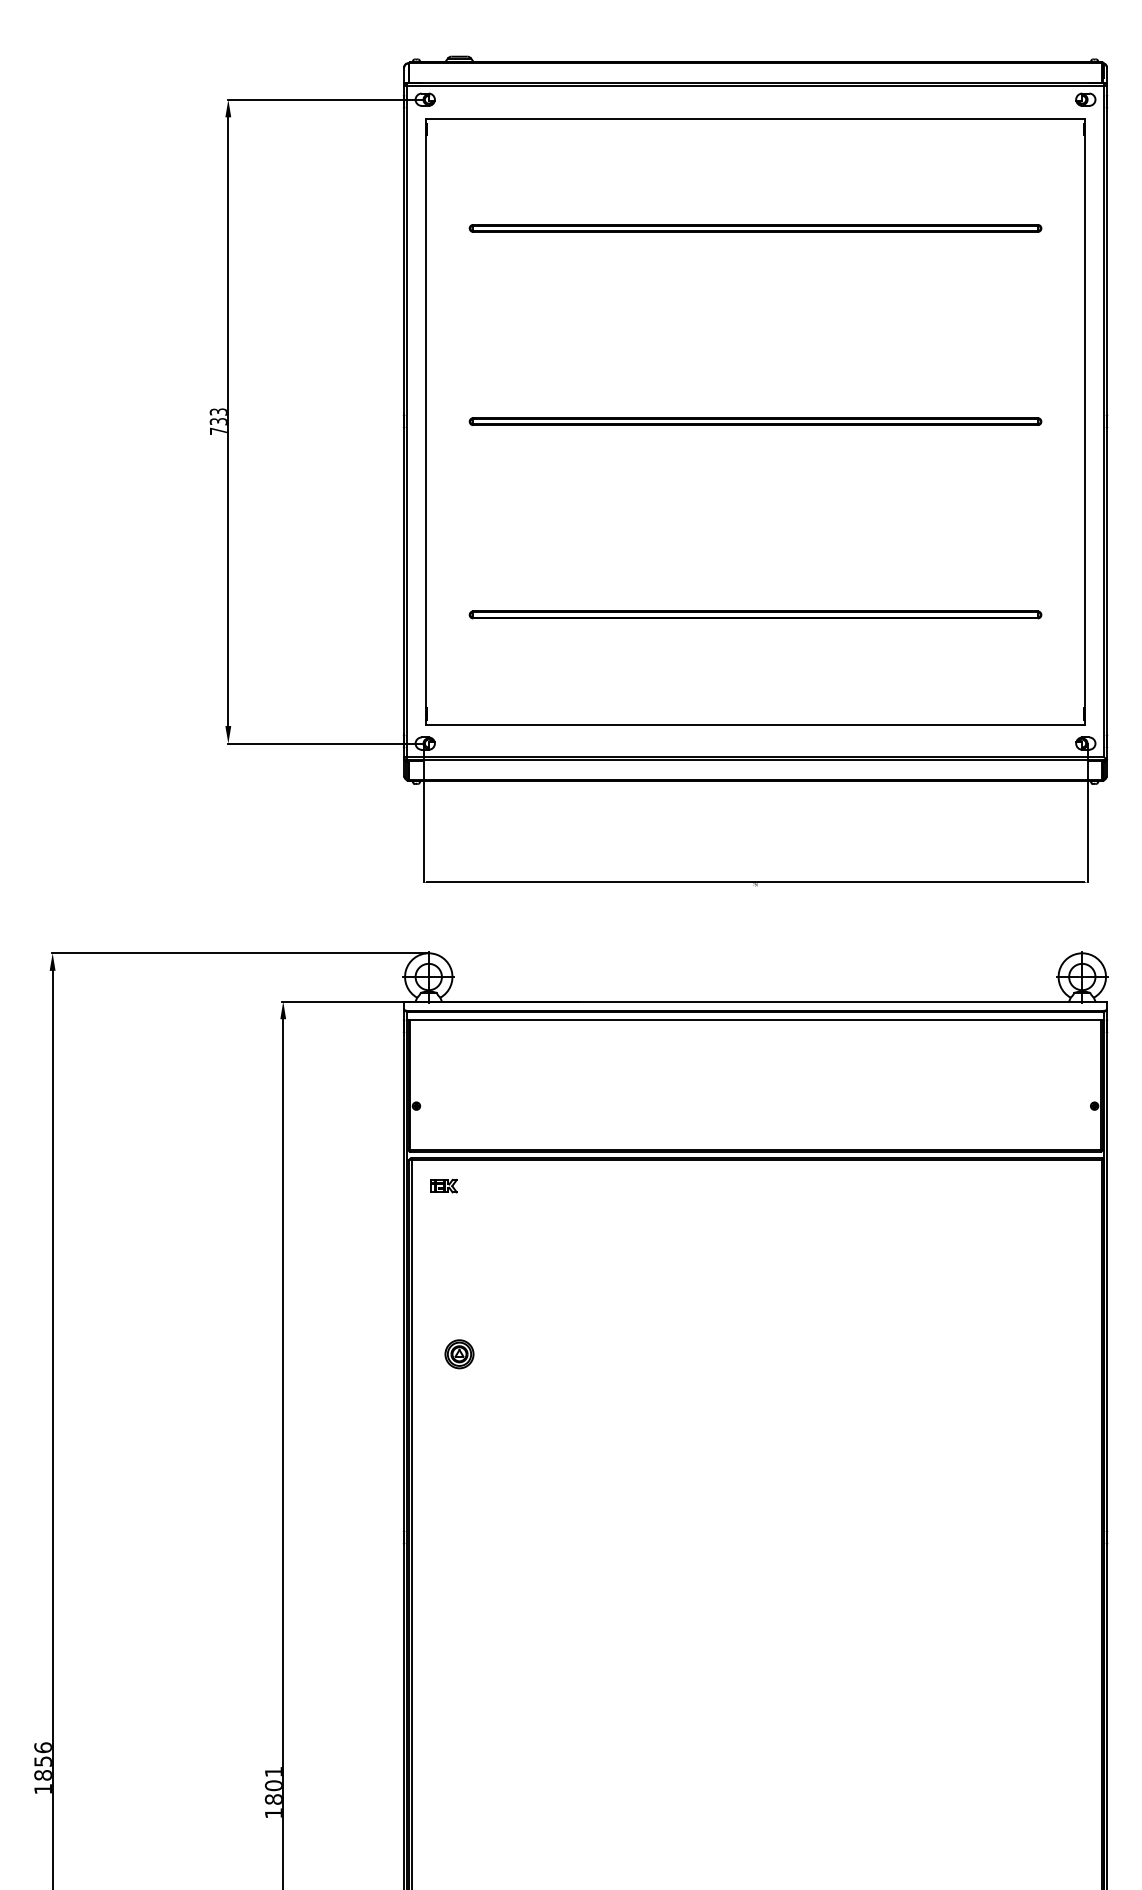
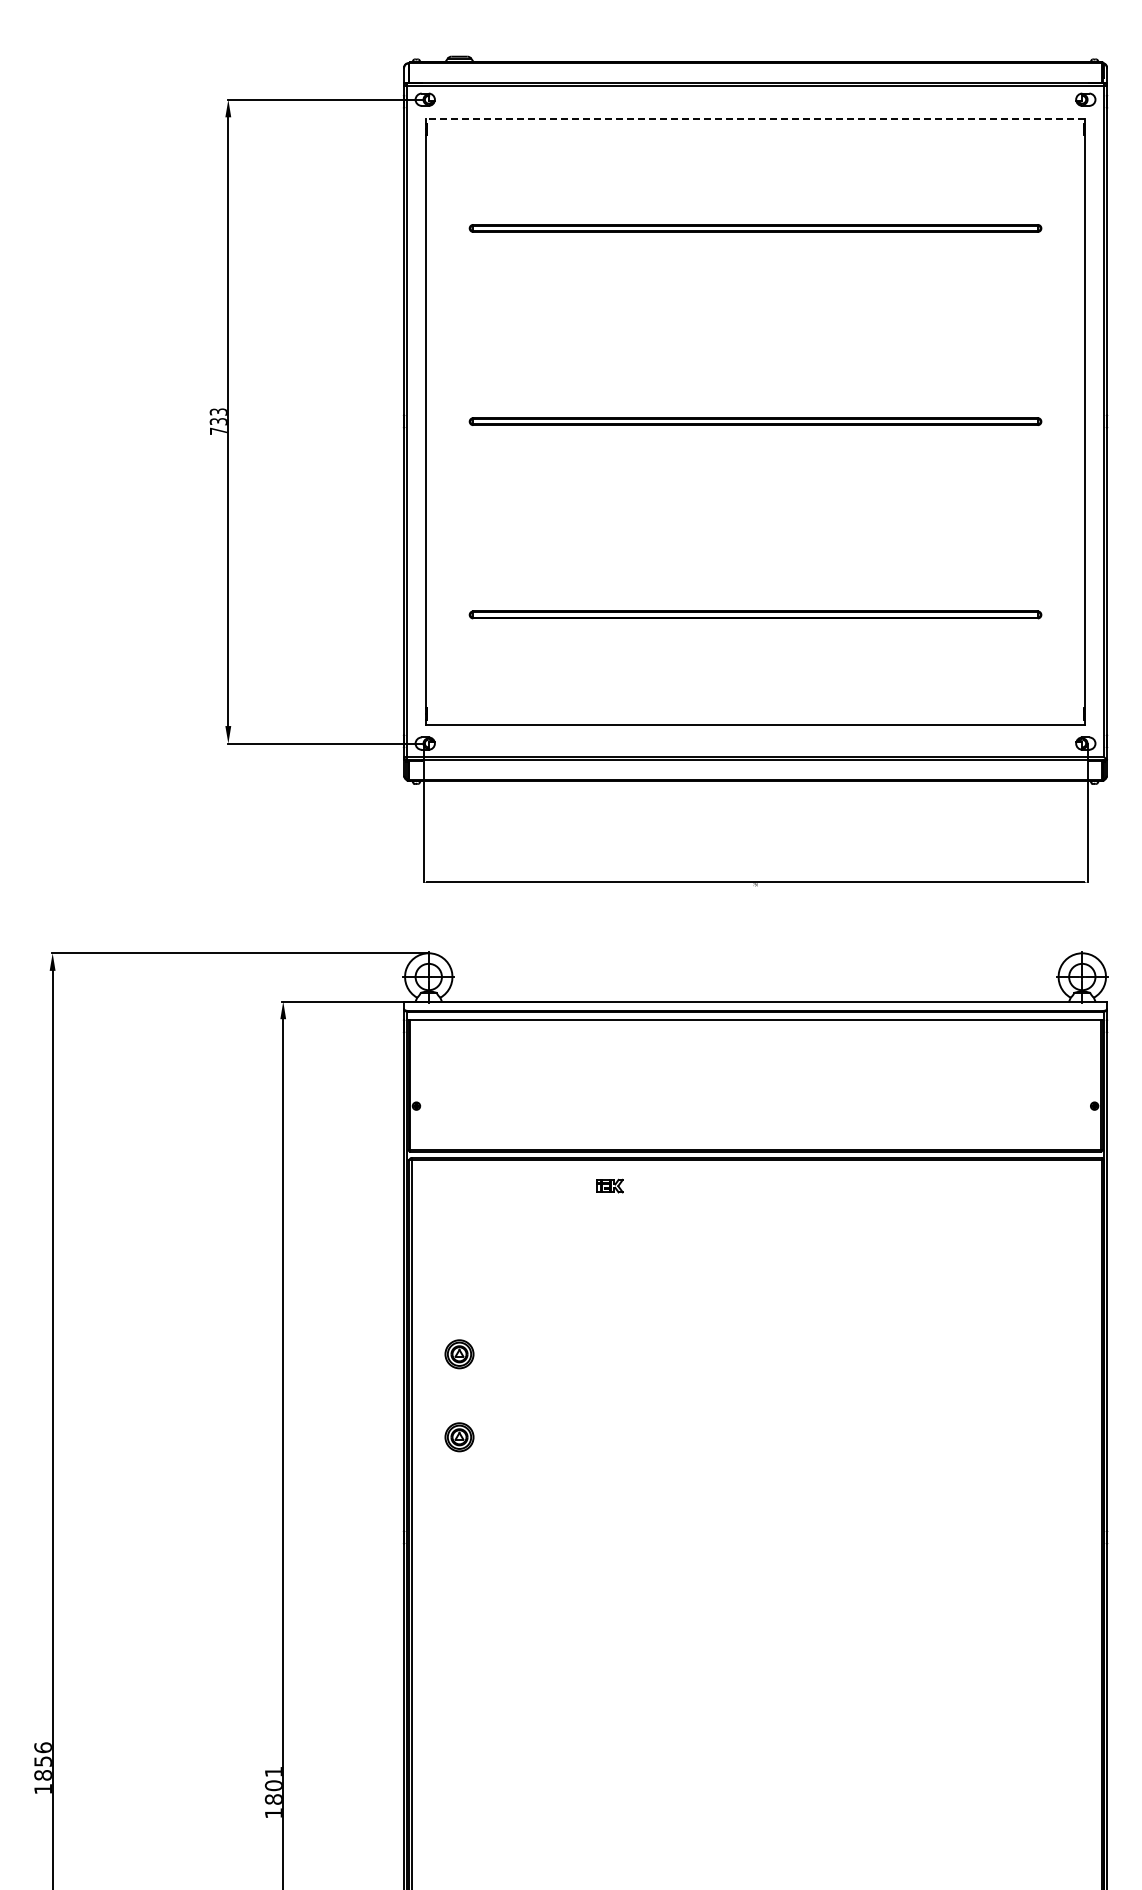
line: solid -> dashed (755, 118)
part position: (443, 1185) -> (609, 1185) (609, 1185)
part: none -> present (459, 1437)
